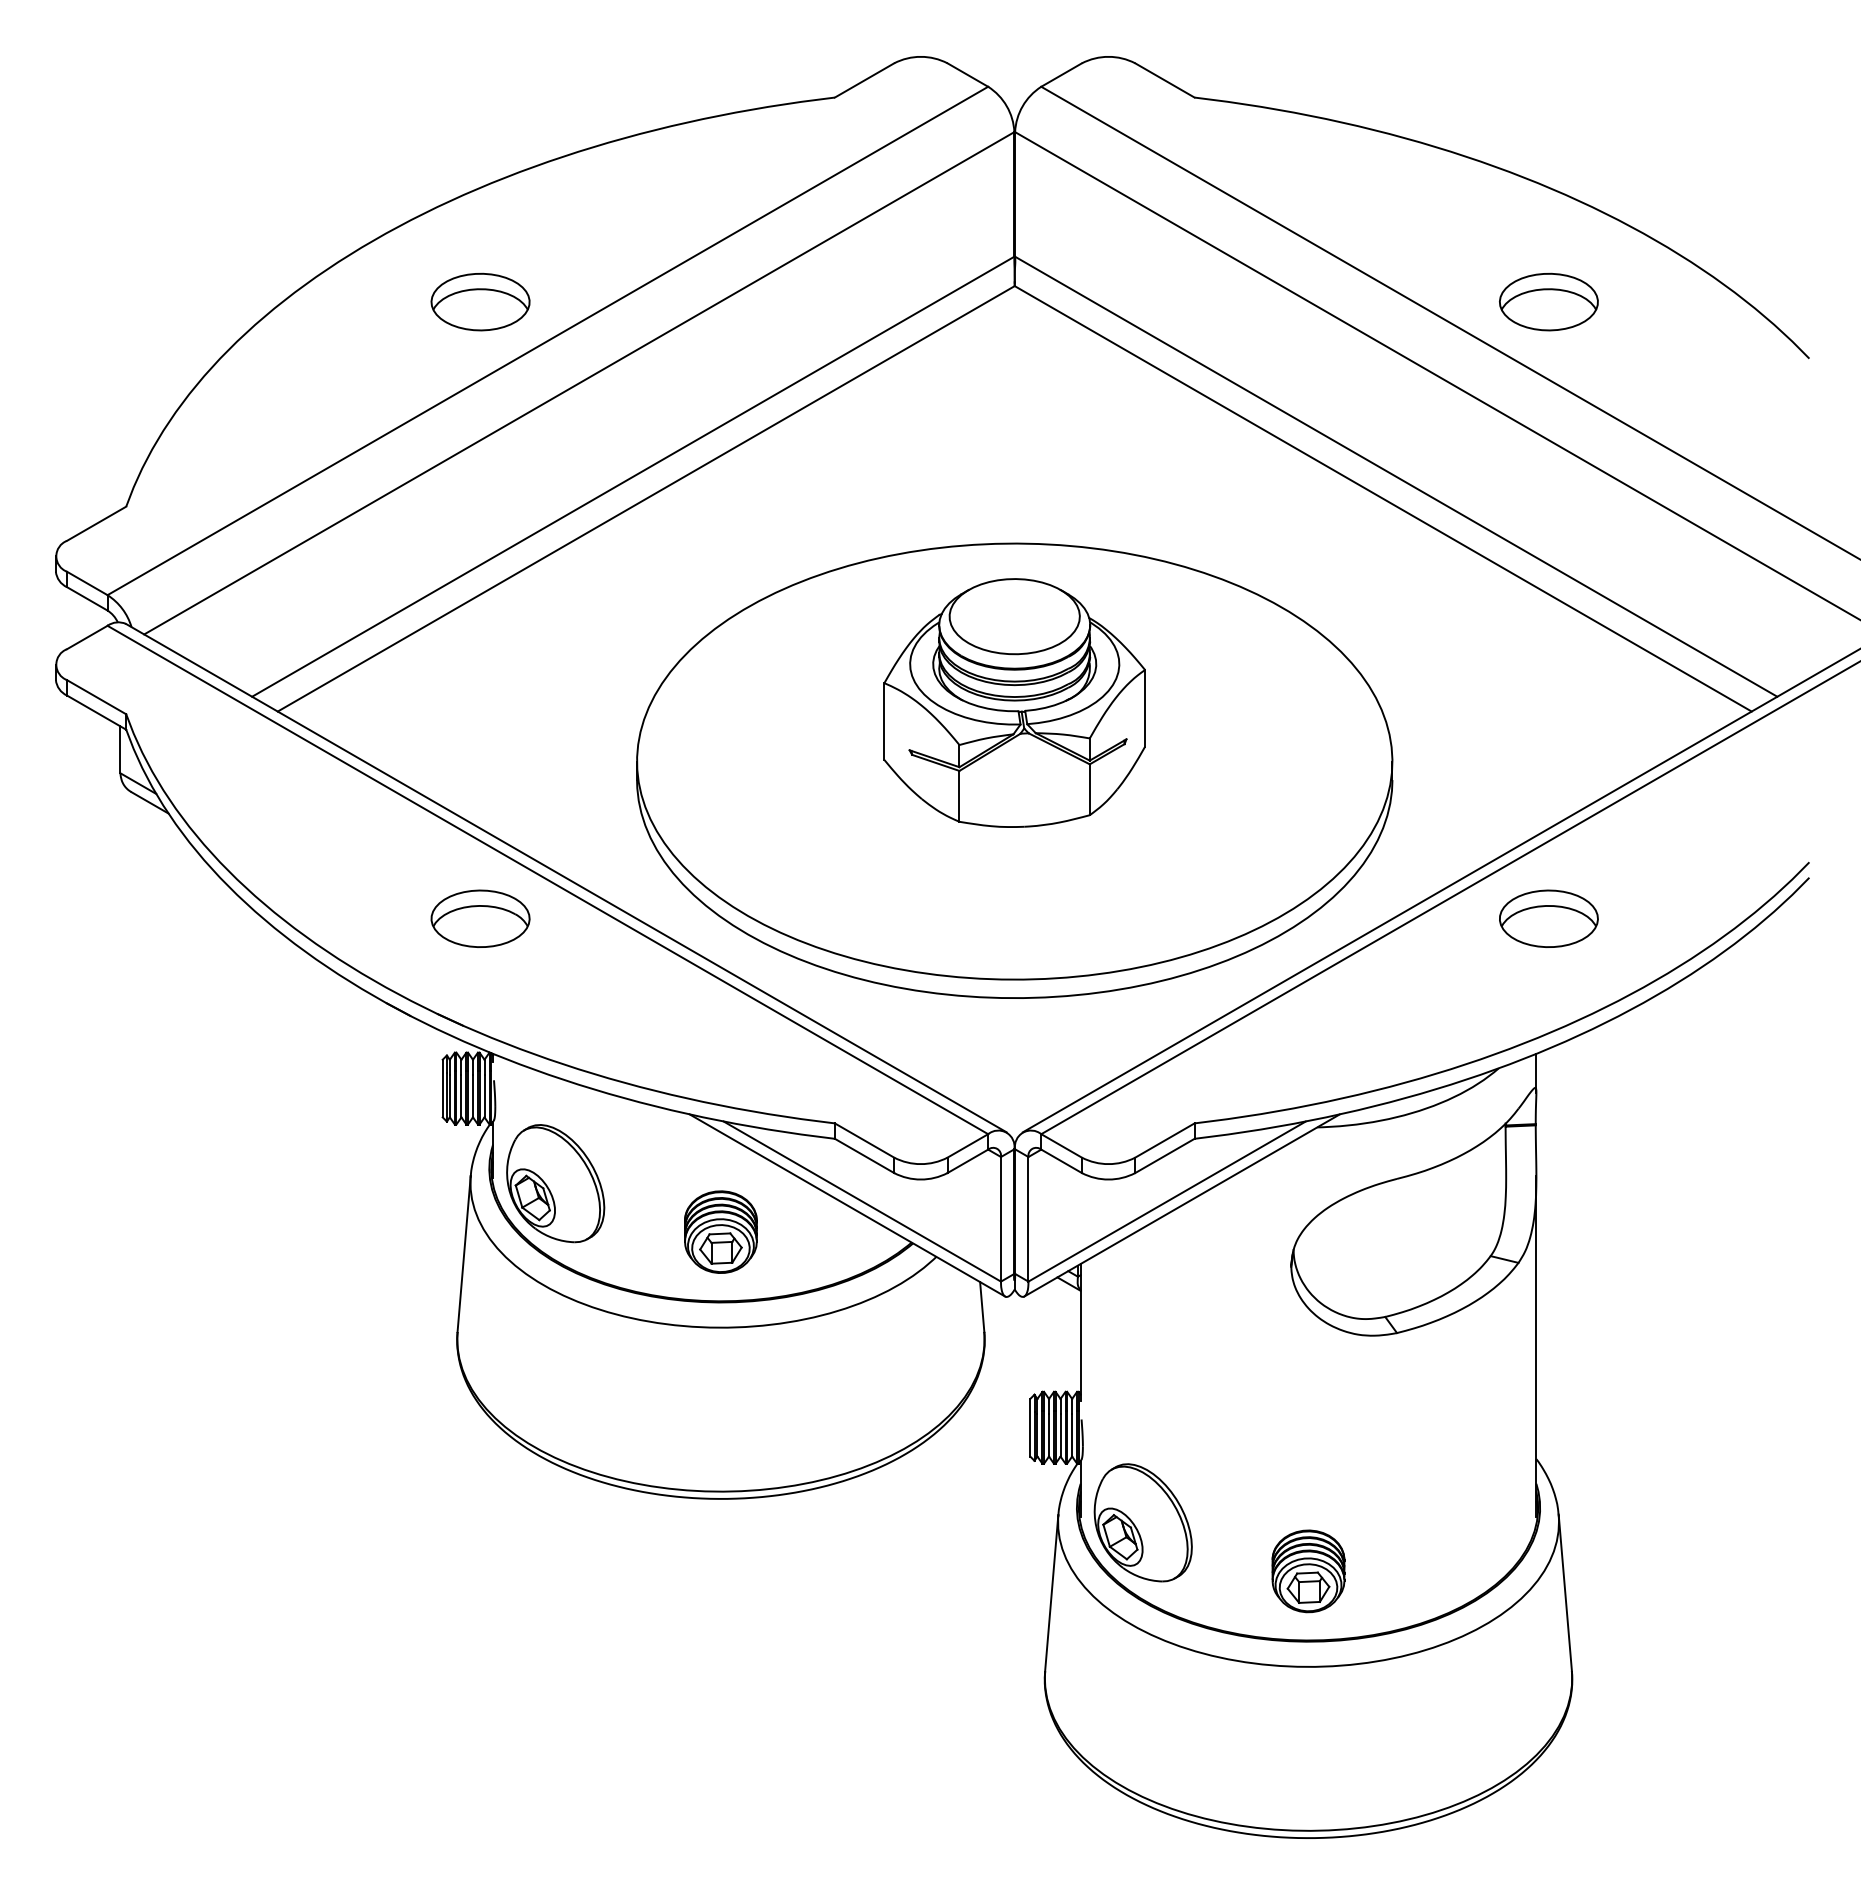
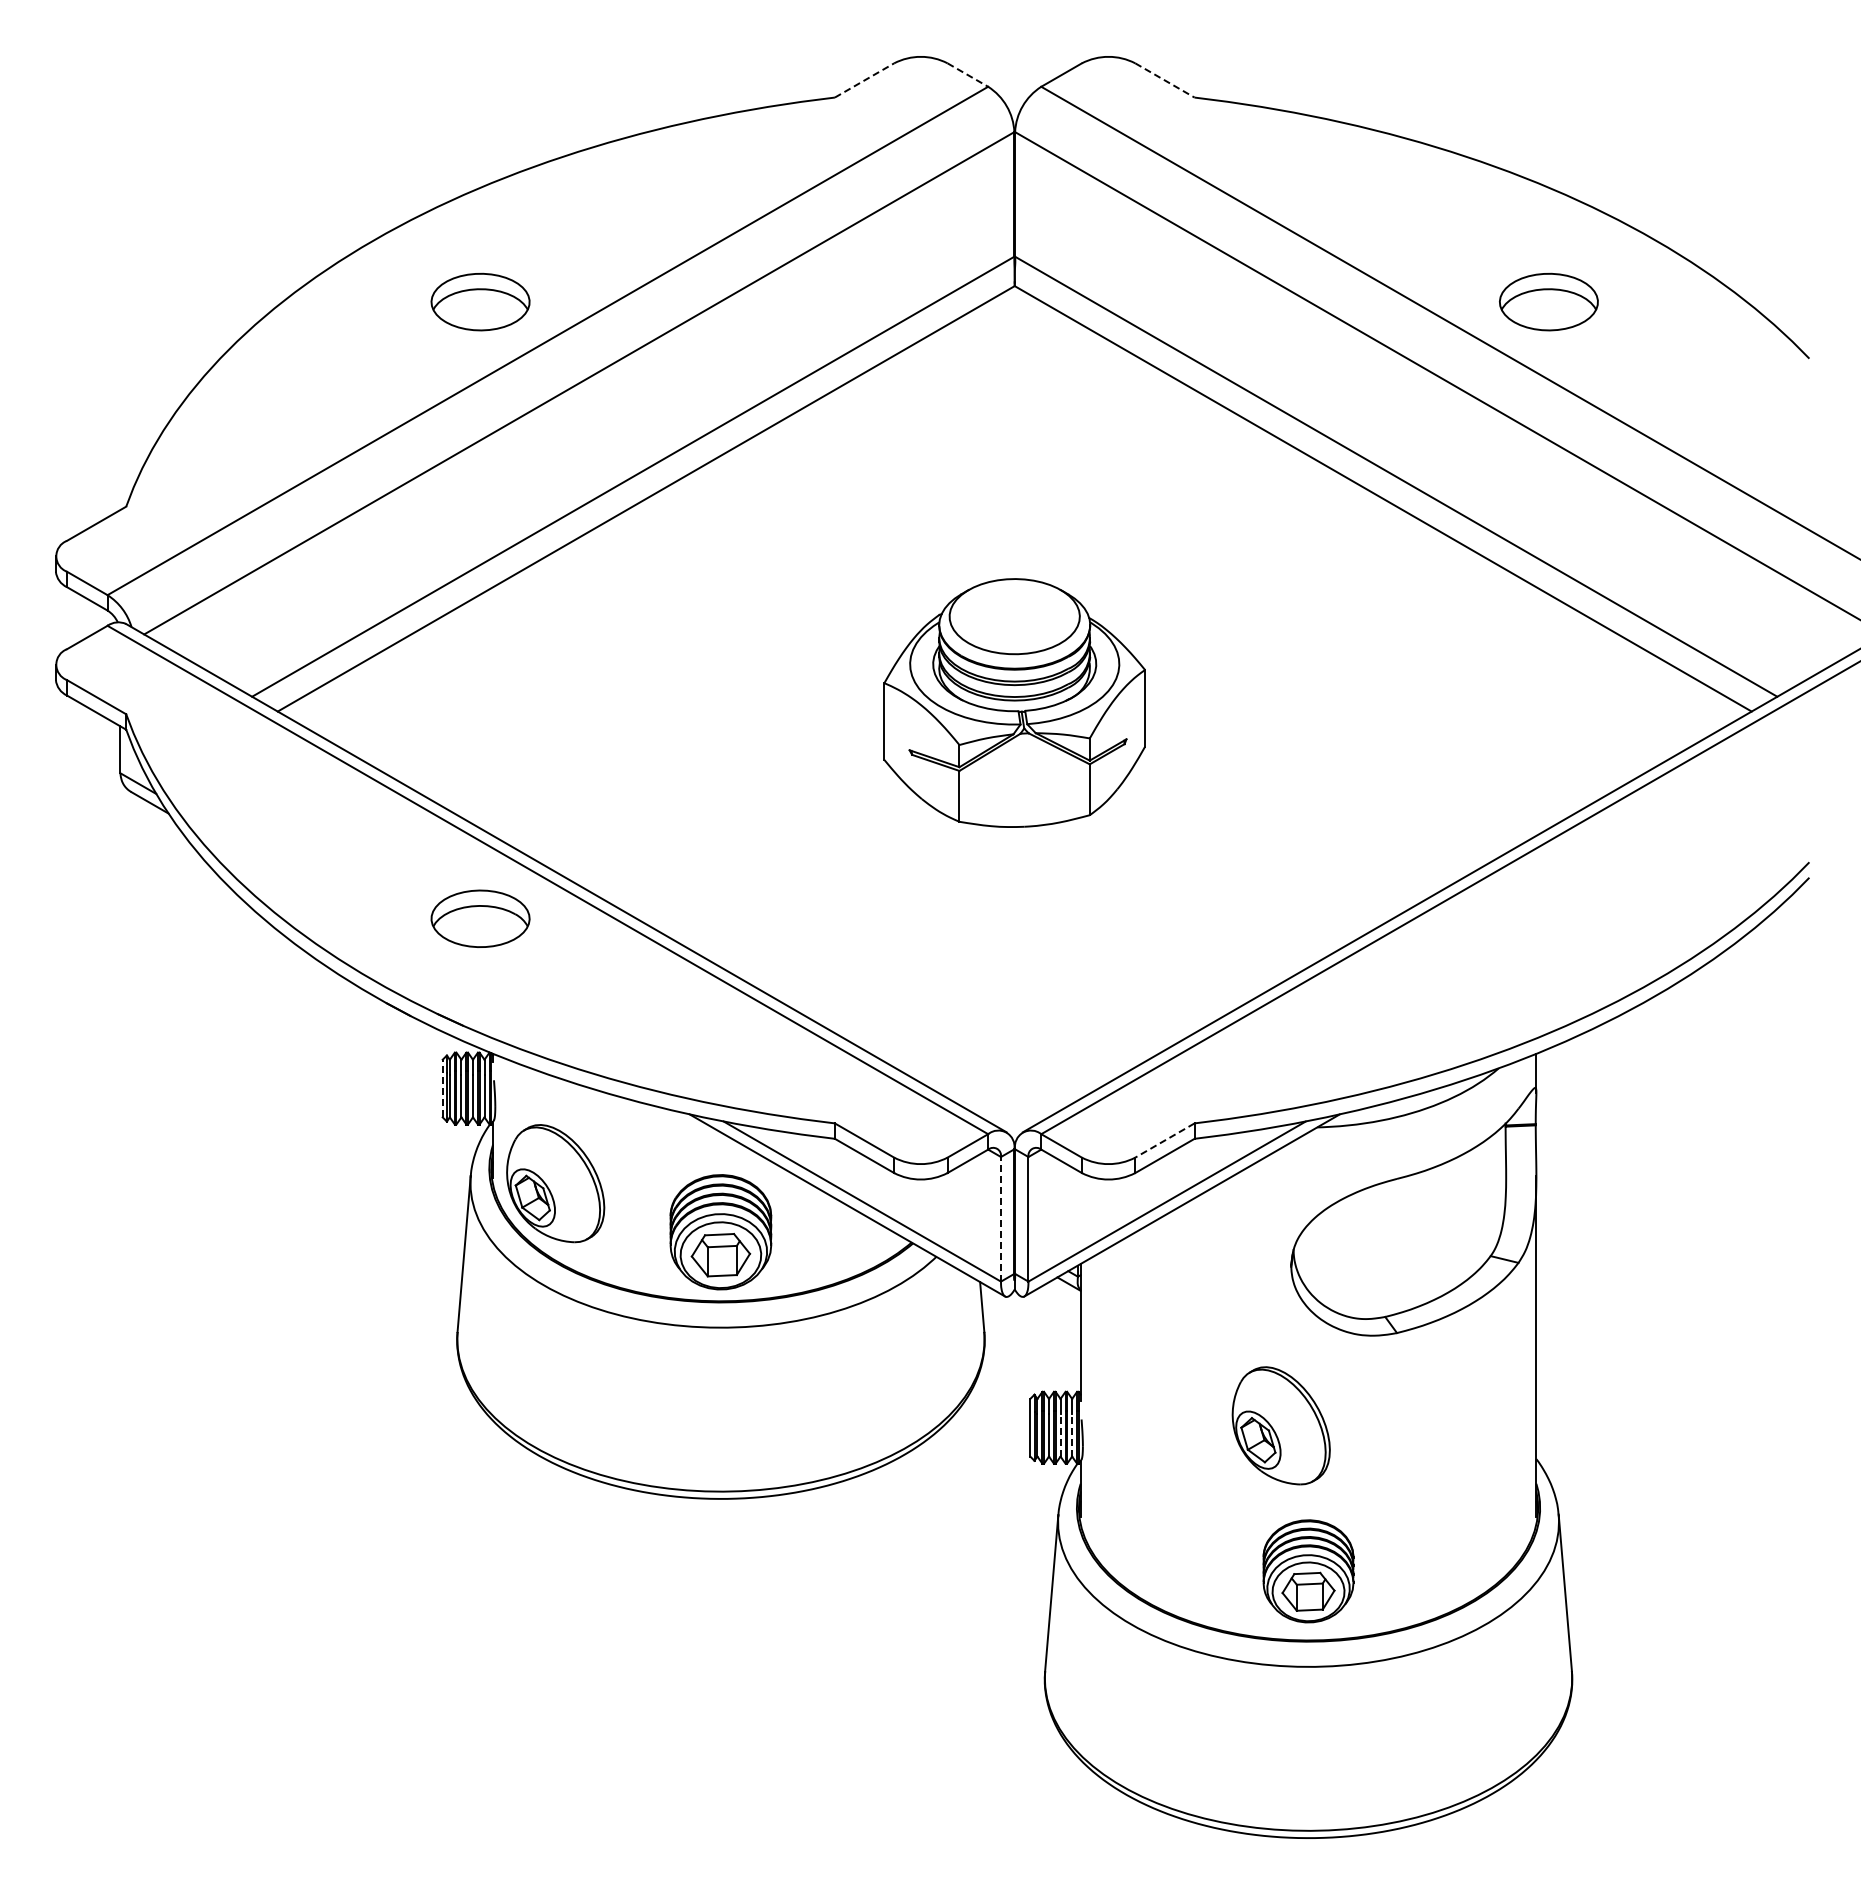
line: solid -> dashed (968, 75)
line: solid -> dashed (864, 80)
line: solid -> dashed (1165, 80)
part: present -> none (1014, 770)
part: present -> none (1548, 918)
line: solid -> dashed (442, 1088)
line: solid -> dashed (1164, 1140)
line: solid -> dashed (1001, 1218)
part size: 74x84 px -> 104x117 px (720, 1232)
line: solid -> dashed (1060, 1434)
line: solid -> dashed (1072, 1434)
part position: (1142, 1522) -> (1280, 1425) (1280, 1425)
part size: 75x85 px -> 93x105 px (1308, 1571)
